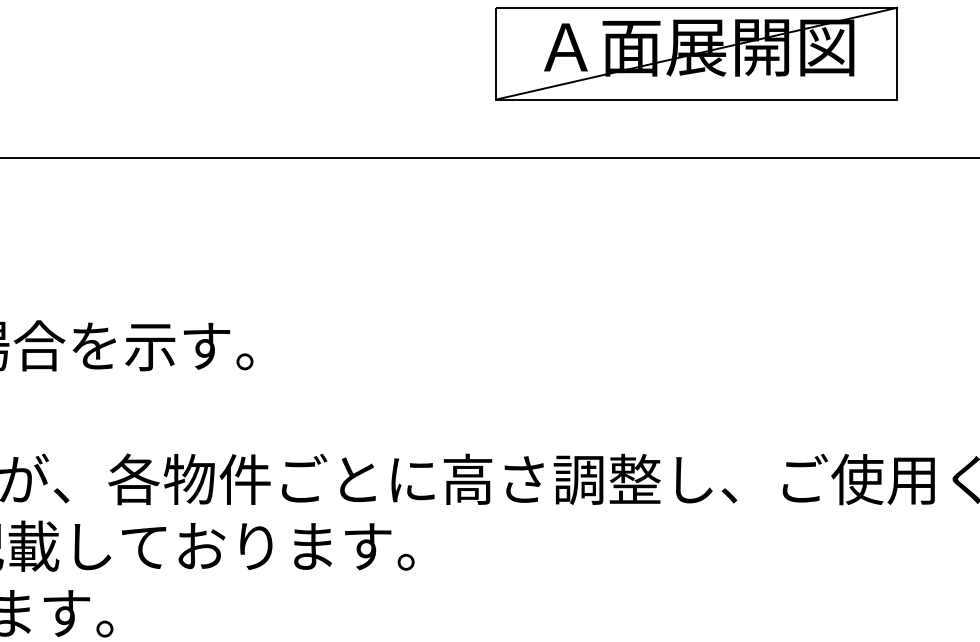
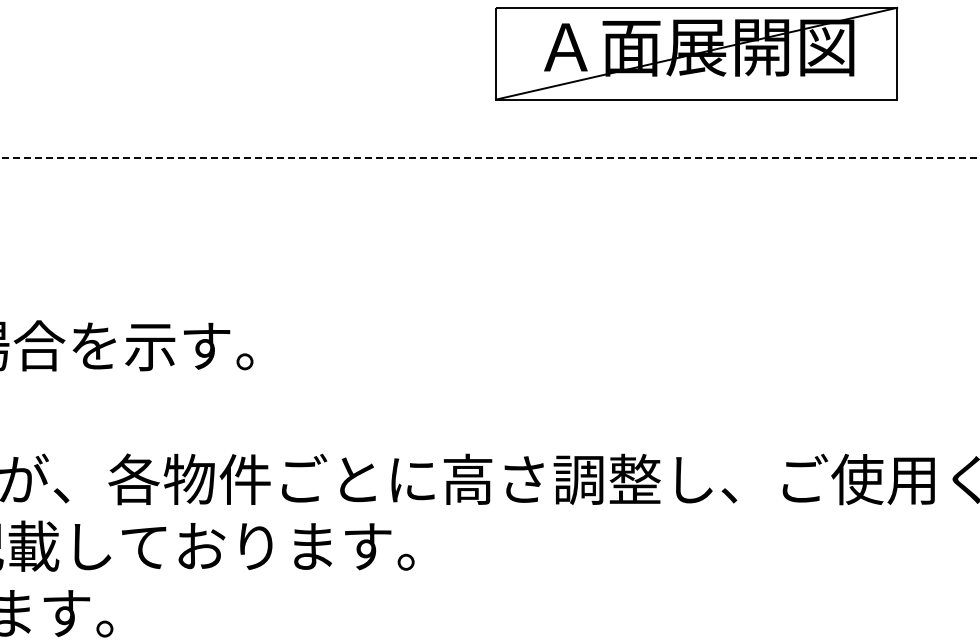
line: solid -> dashed (490, 158)
